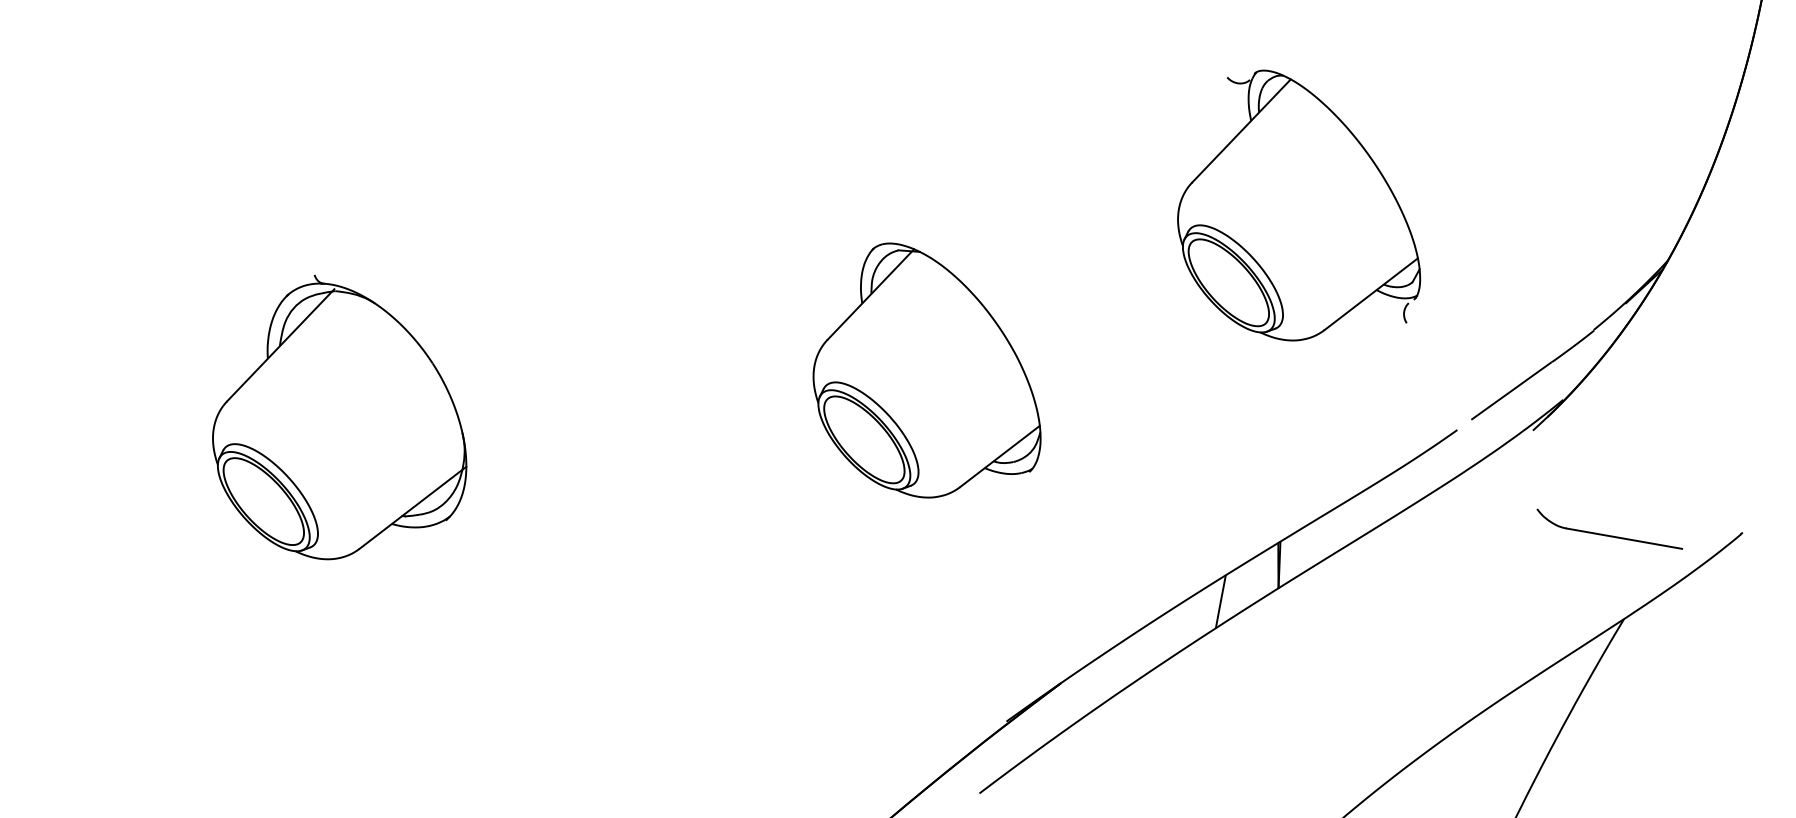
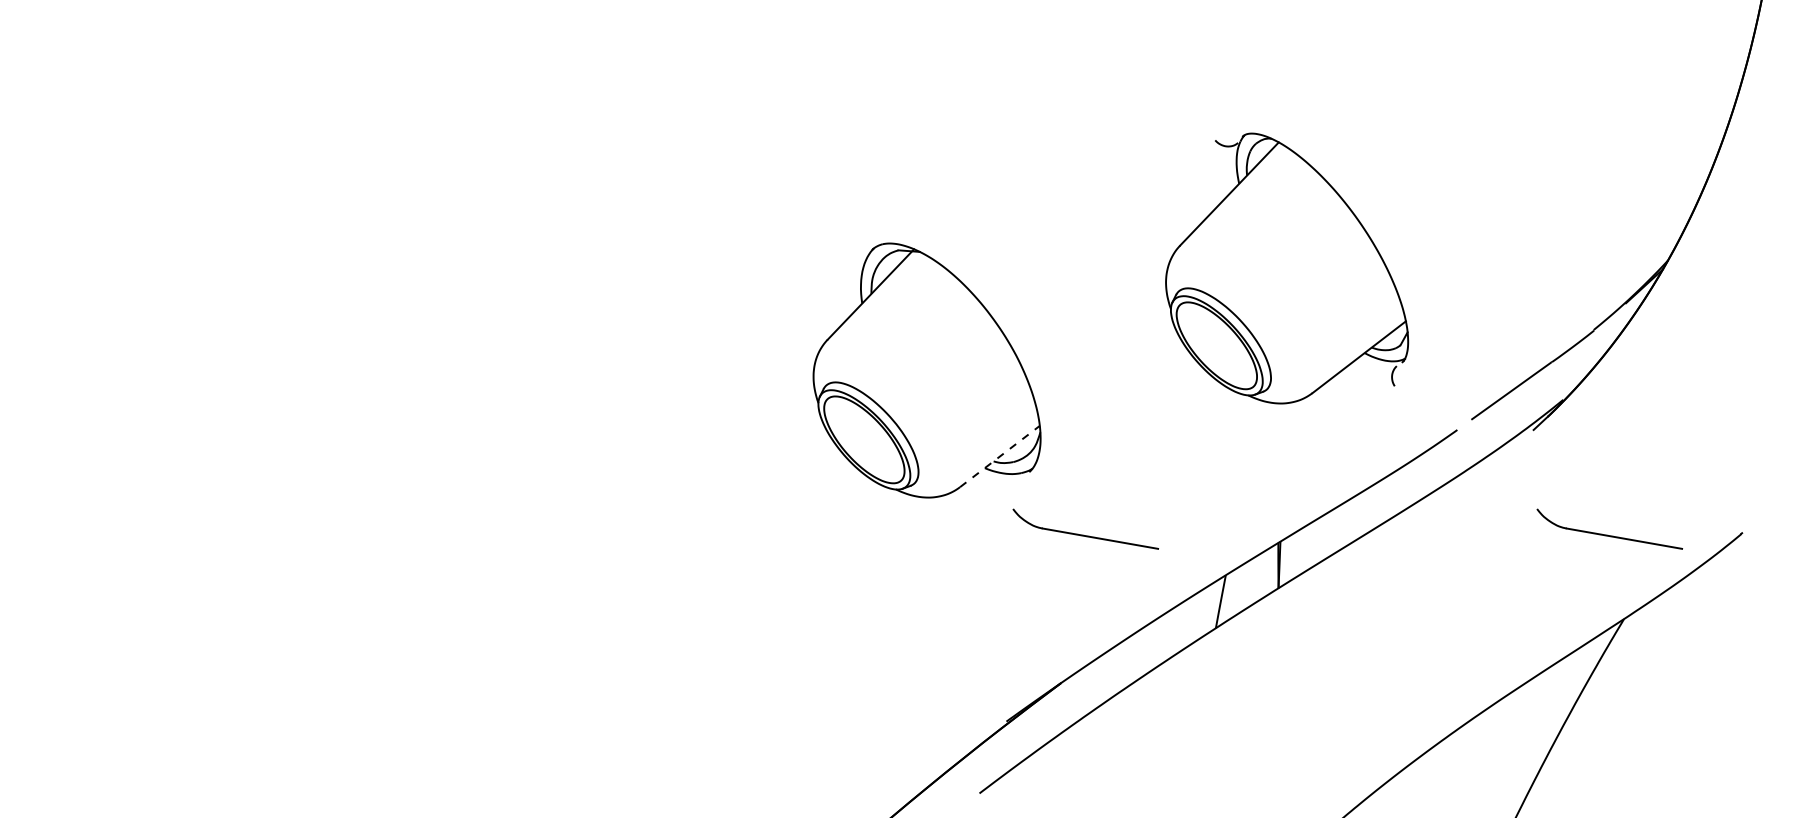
part position: (1299, 205) -> (1287, 268) (1287, 268)
part: present -> none (339, 417)
line: solid -> dashed (1000, 456)
part: none -> present (1083, 534)
